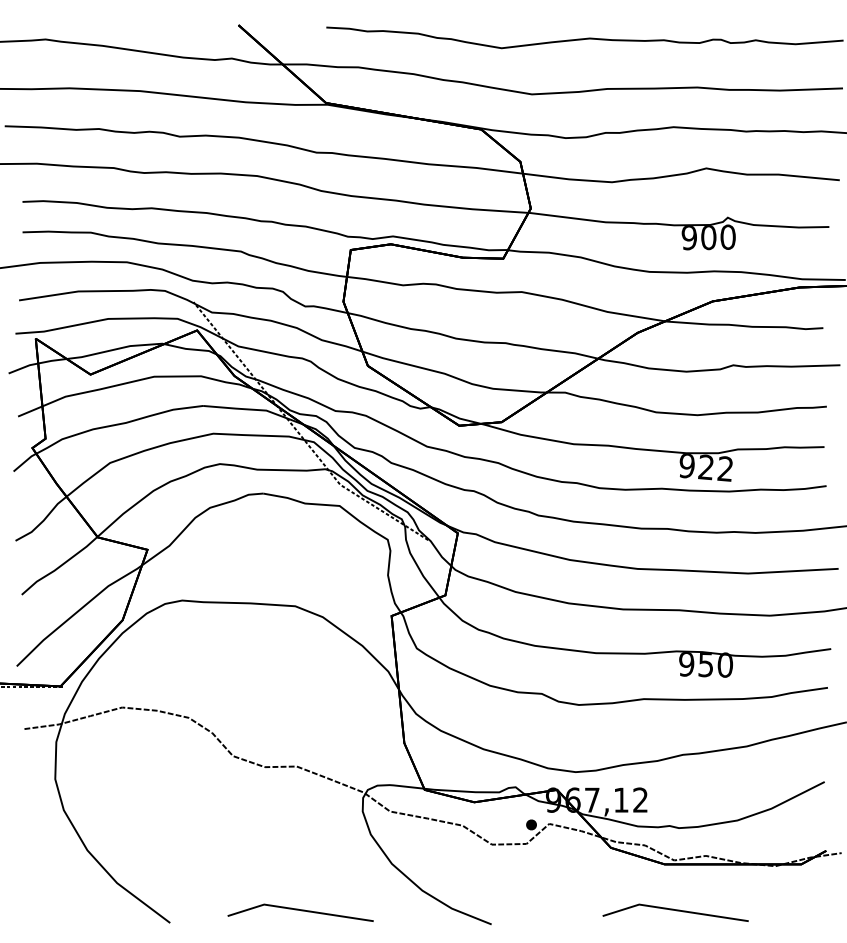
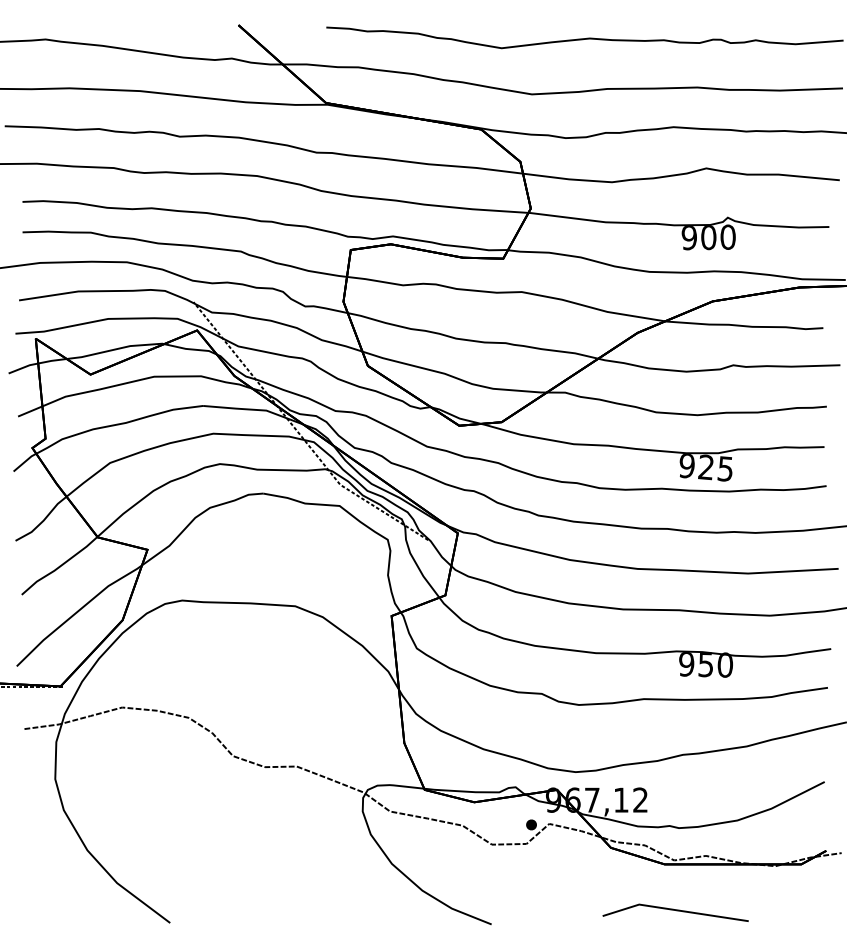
text: 922 -> 925 (724, 468)
line: present -> none (301, 911)
